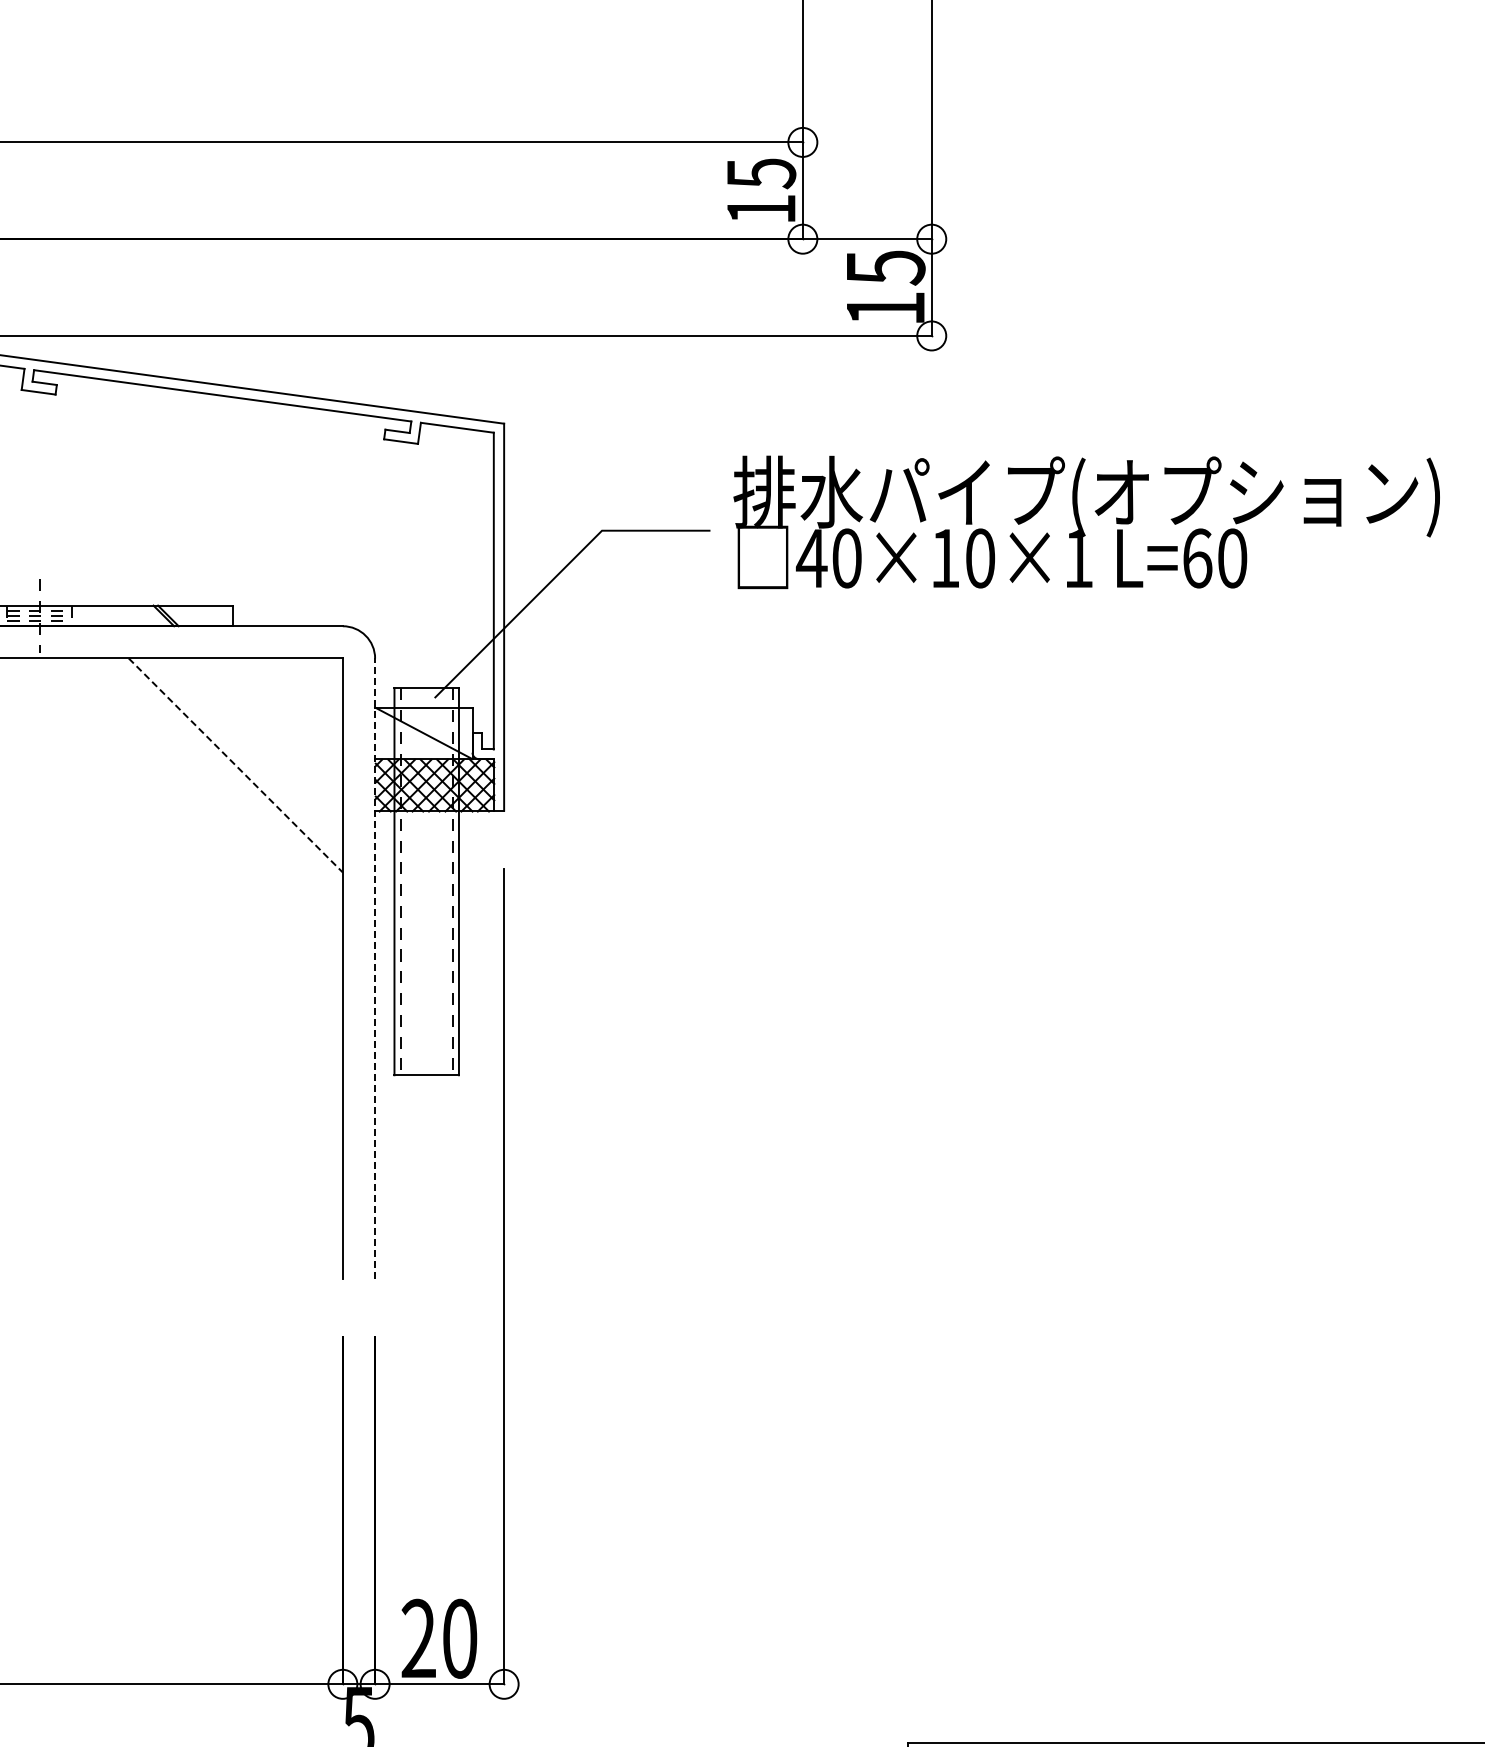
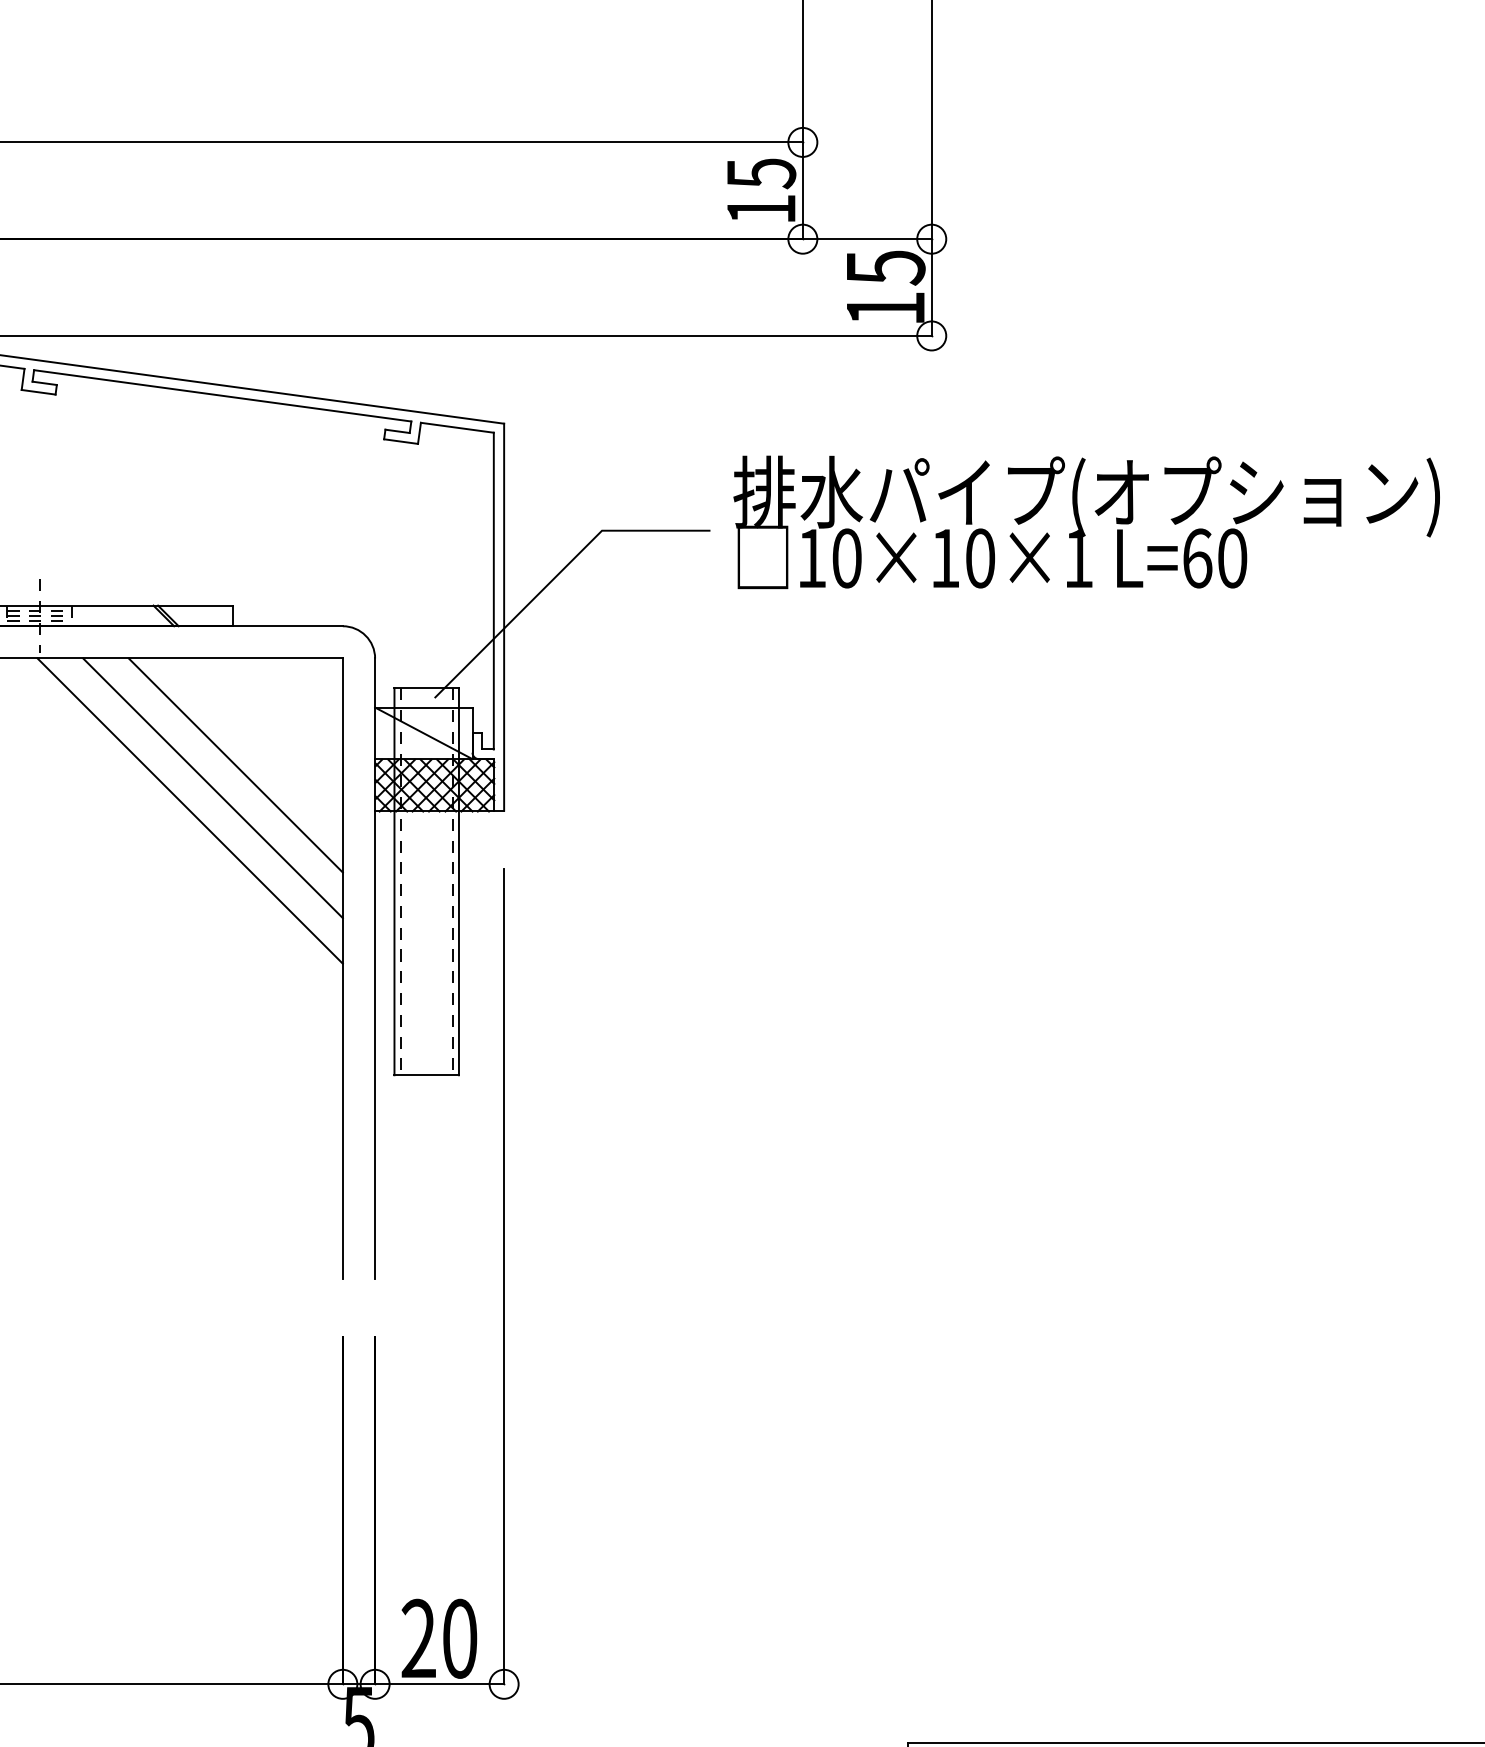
text: 40×10×1 -> 10×10×1 (811, 558)
line: dashed -> solid (236, 765)
line: none -> present (212, 788)
line: none -> present (189, 810)
line: dashed -> solid (375, 968)
